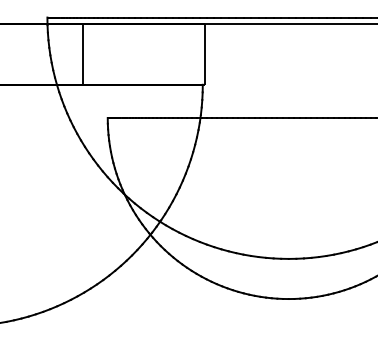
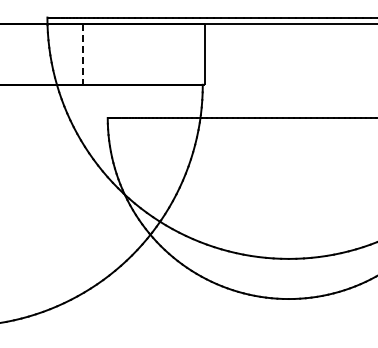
line: solid -> dashed (82, 55)
